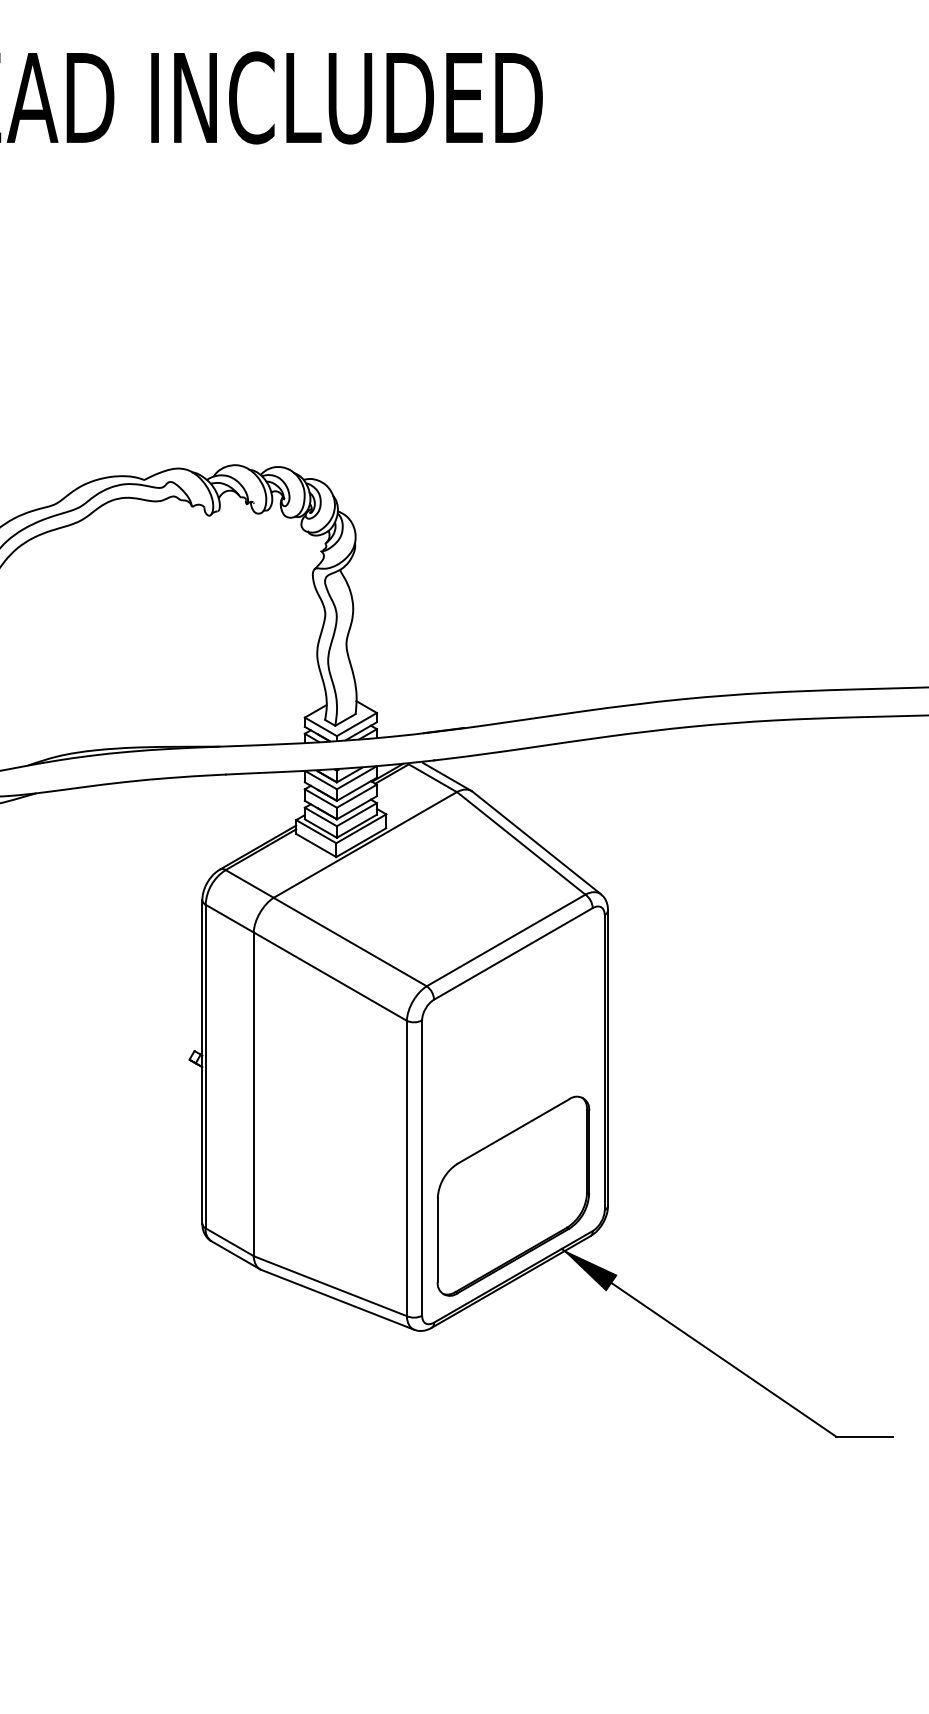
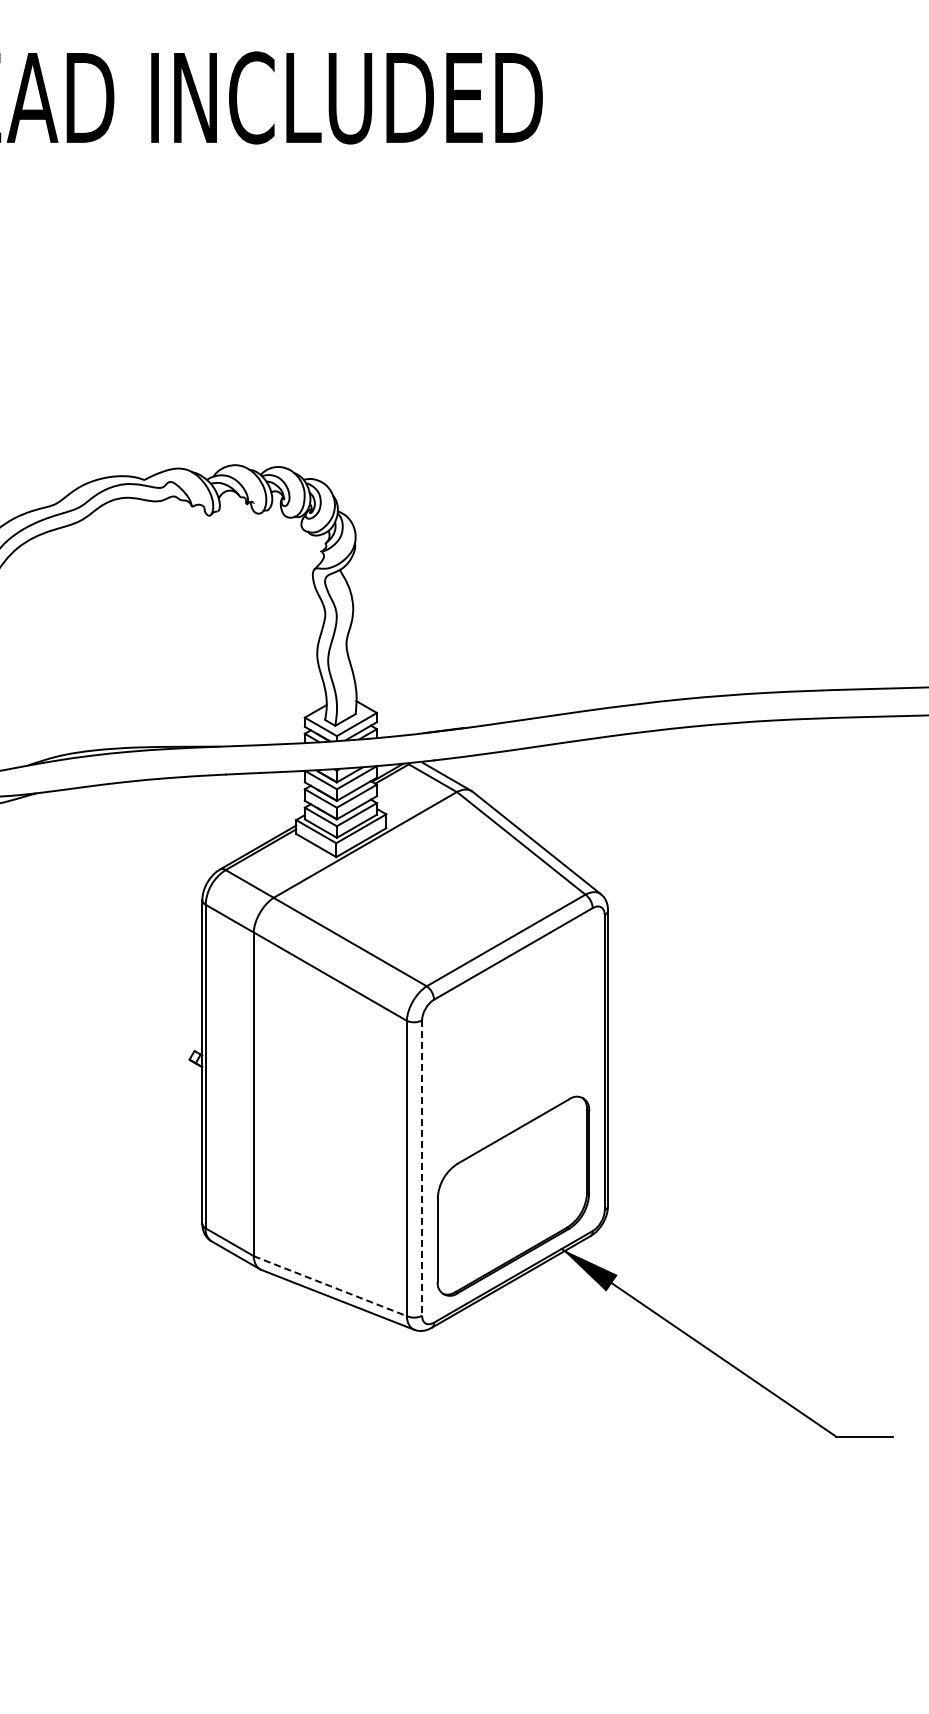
line: solid -> dashed (422, 1168)
line: solid -> dashed (330, 1286)
